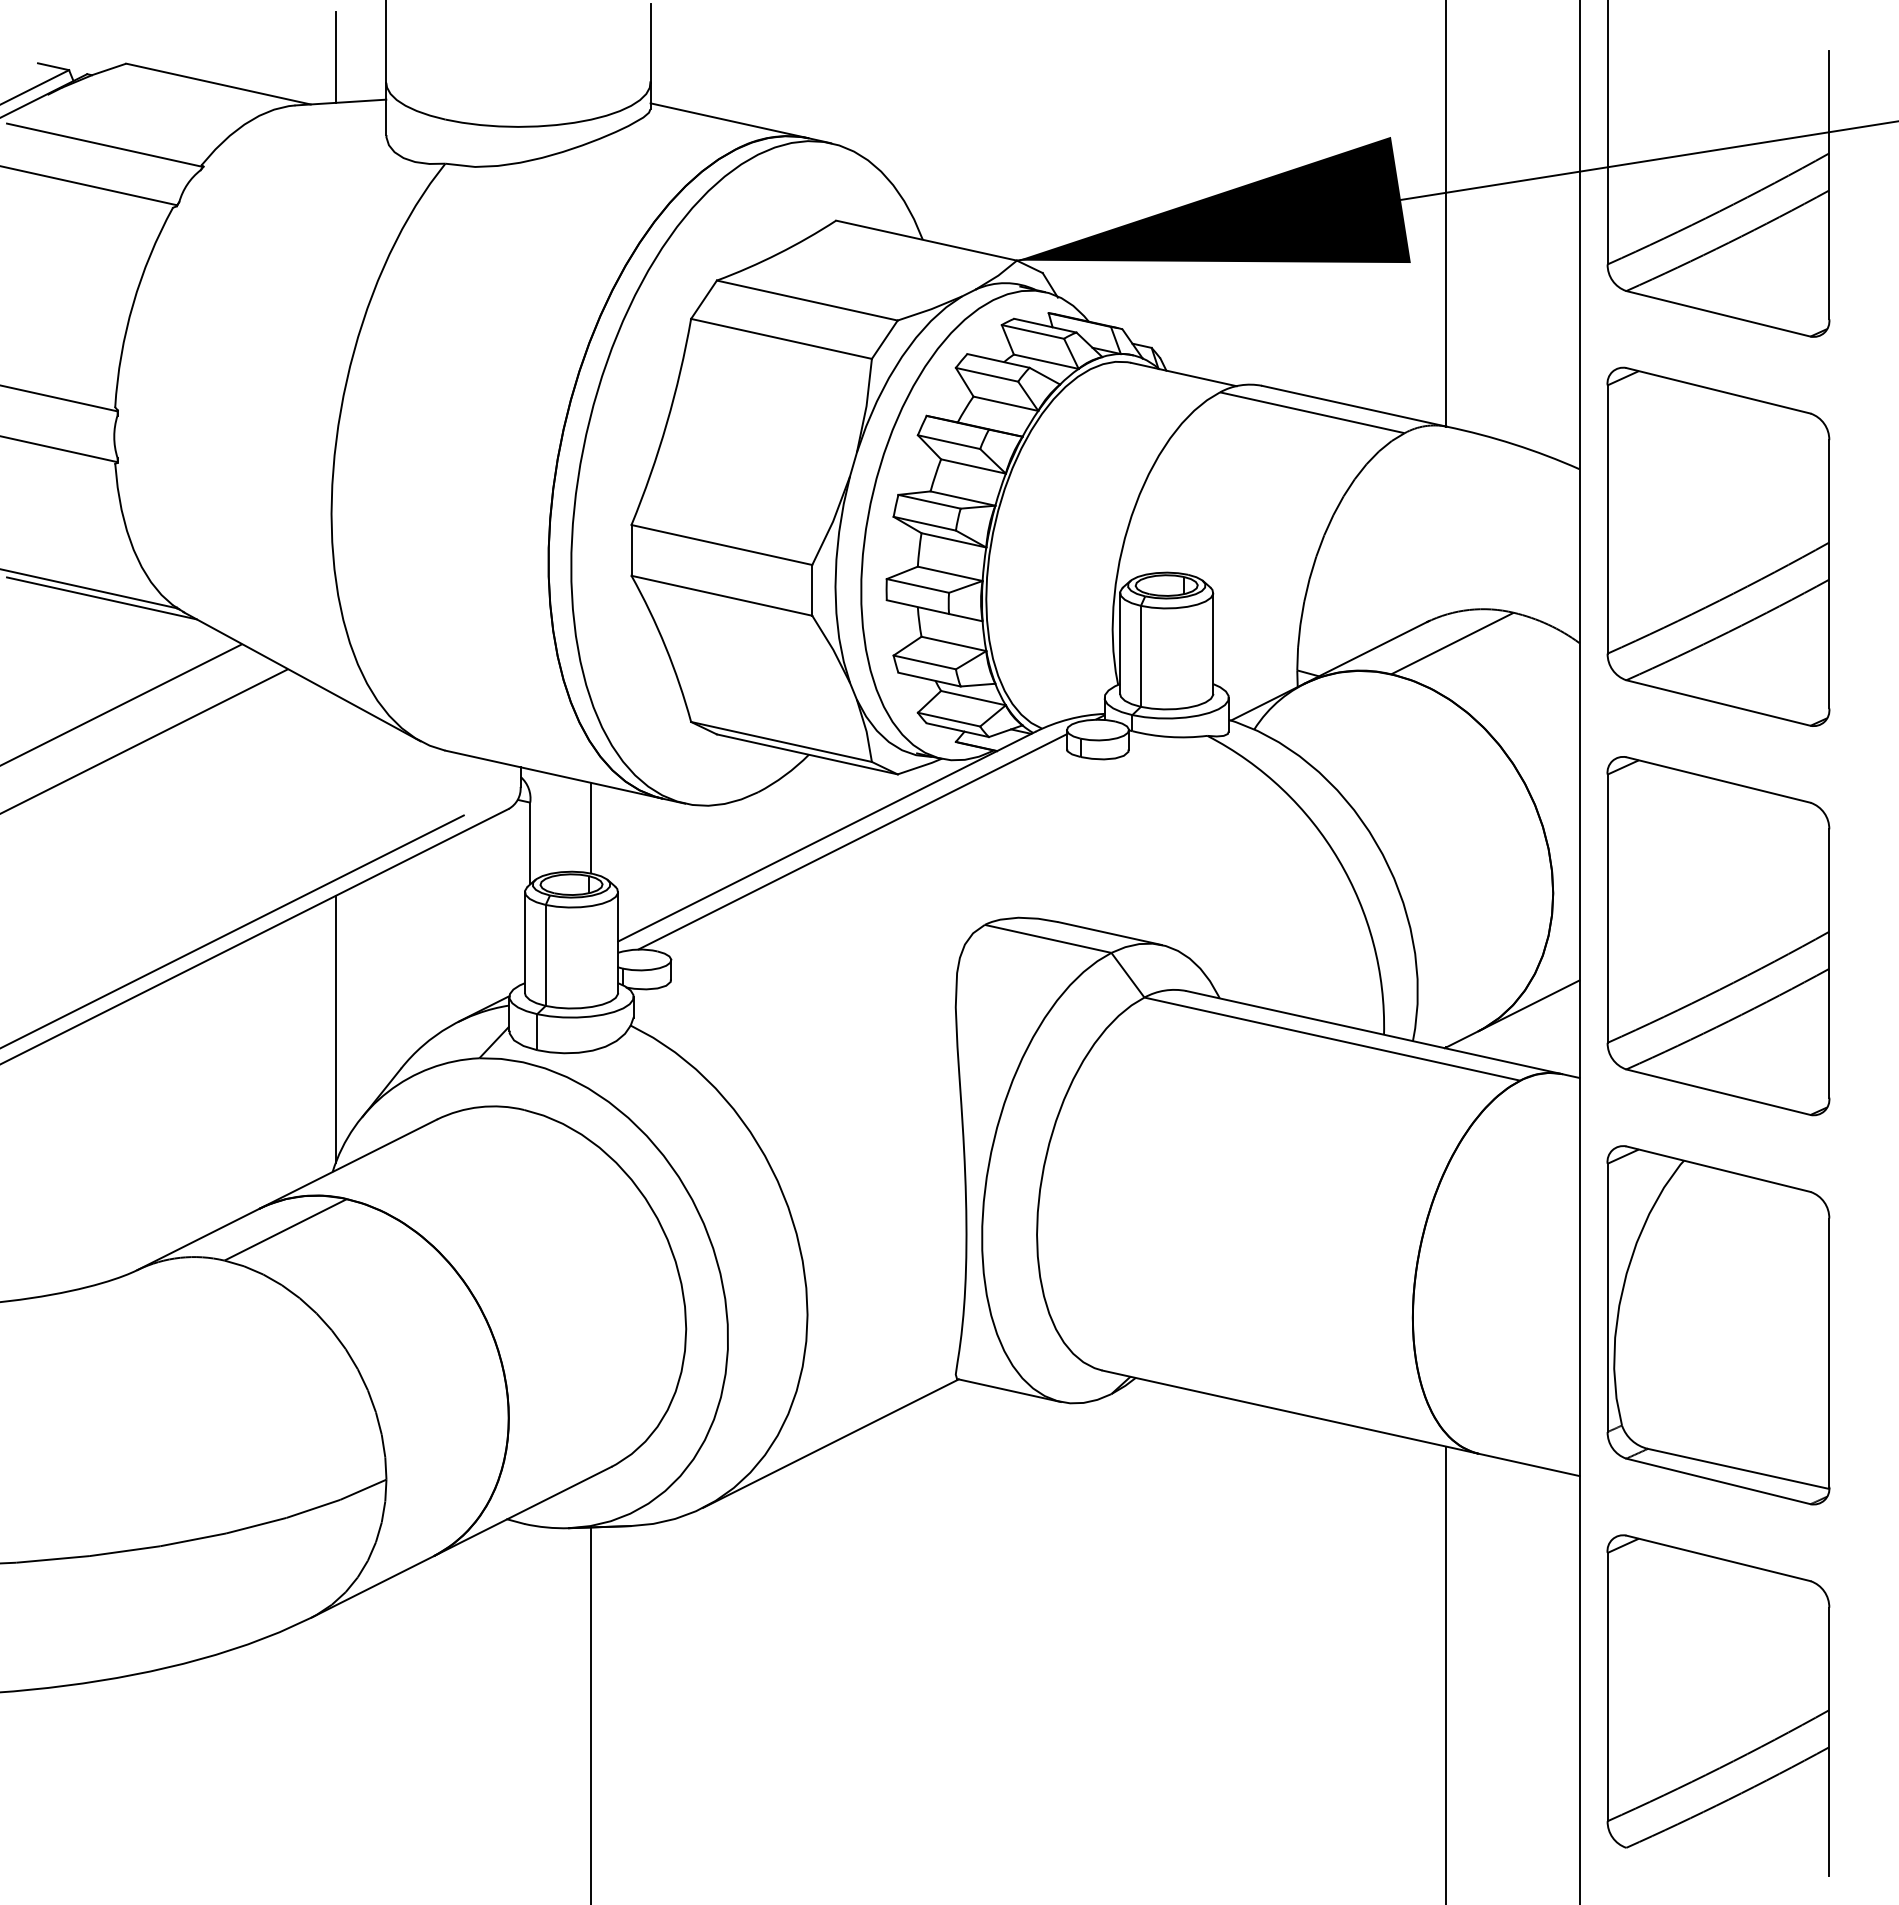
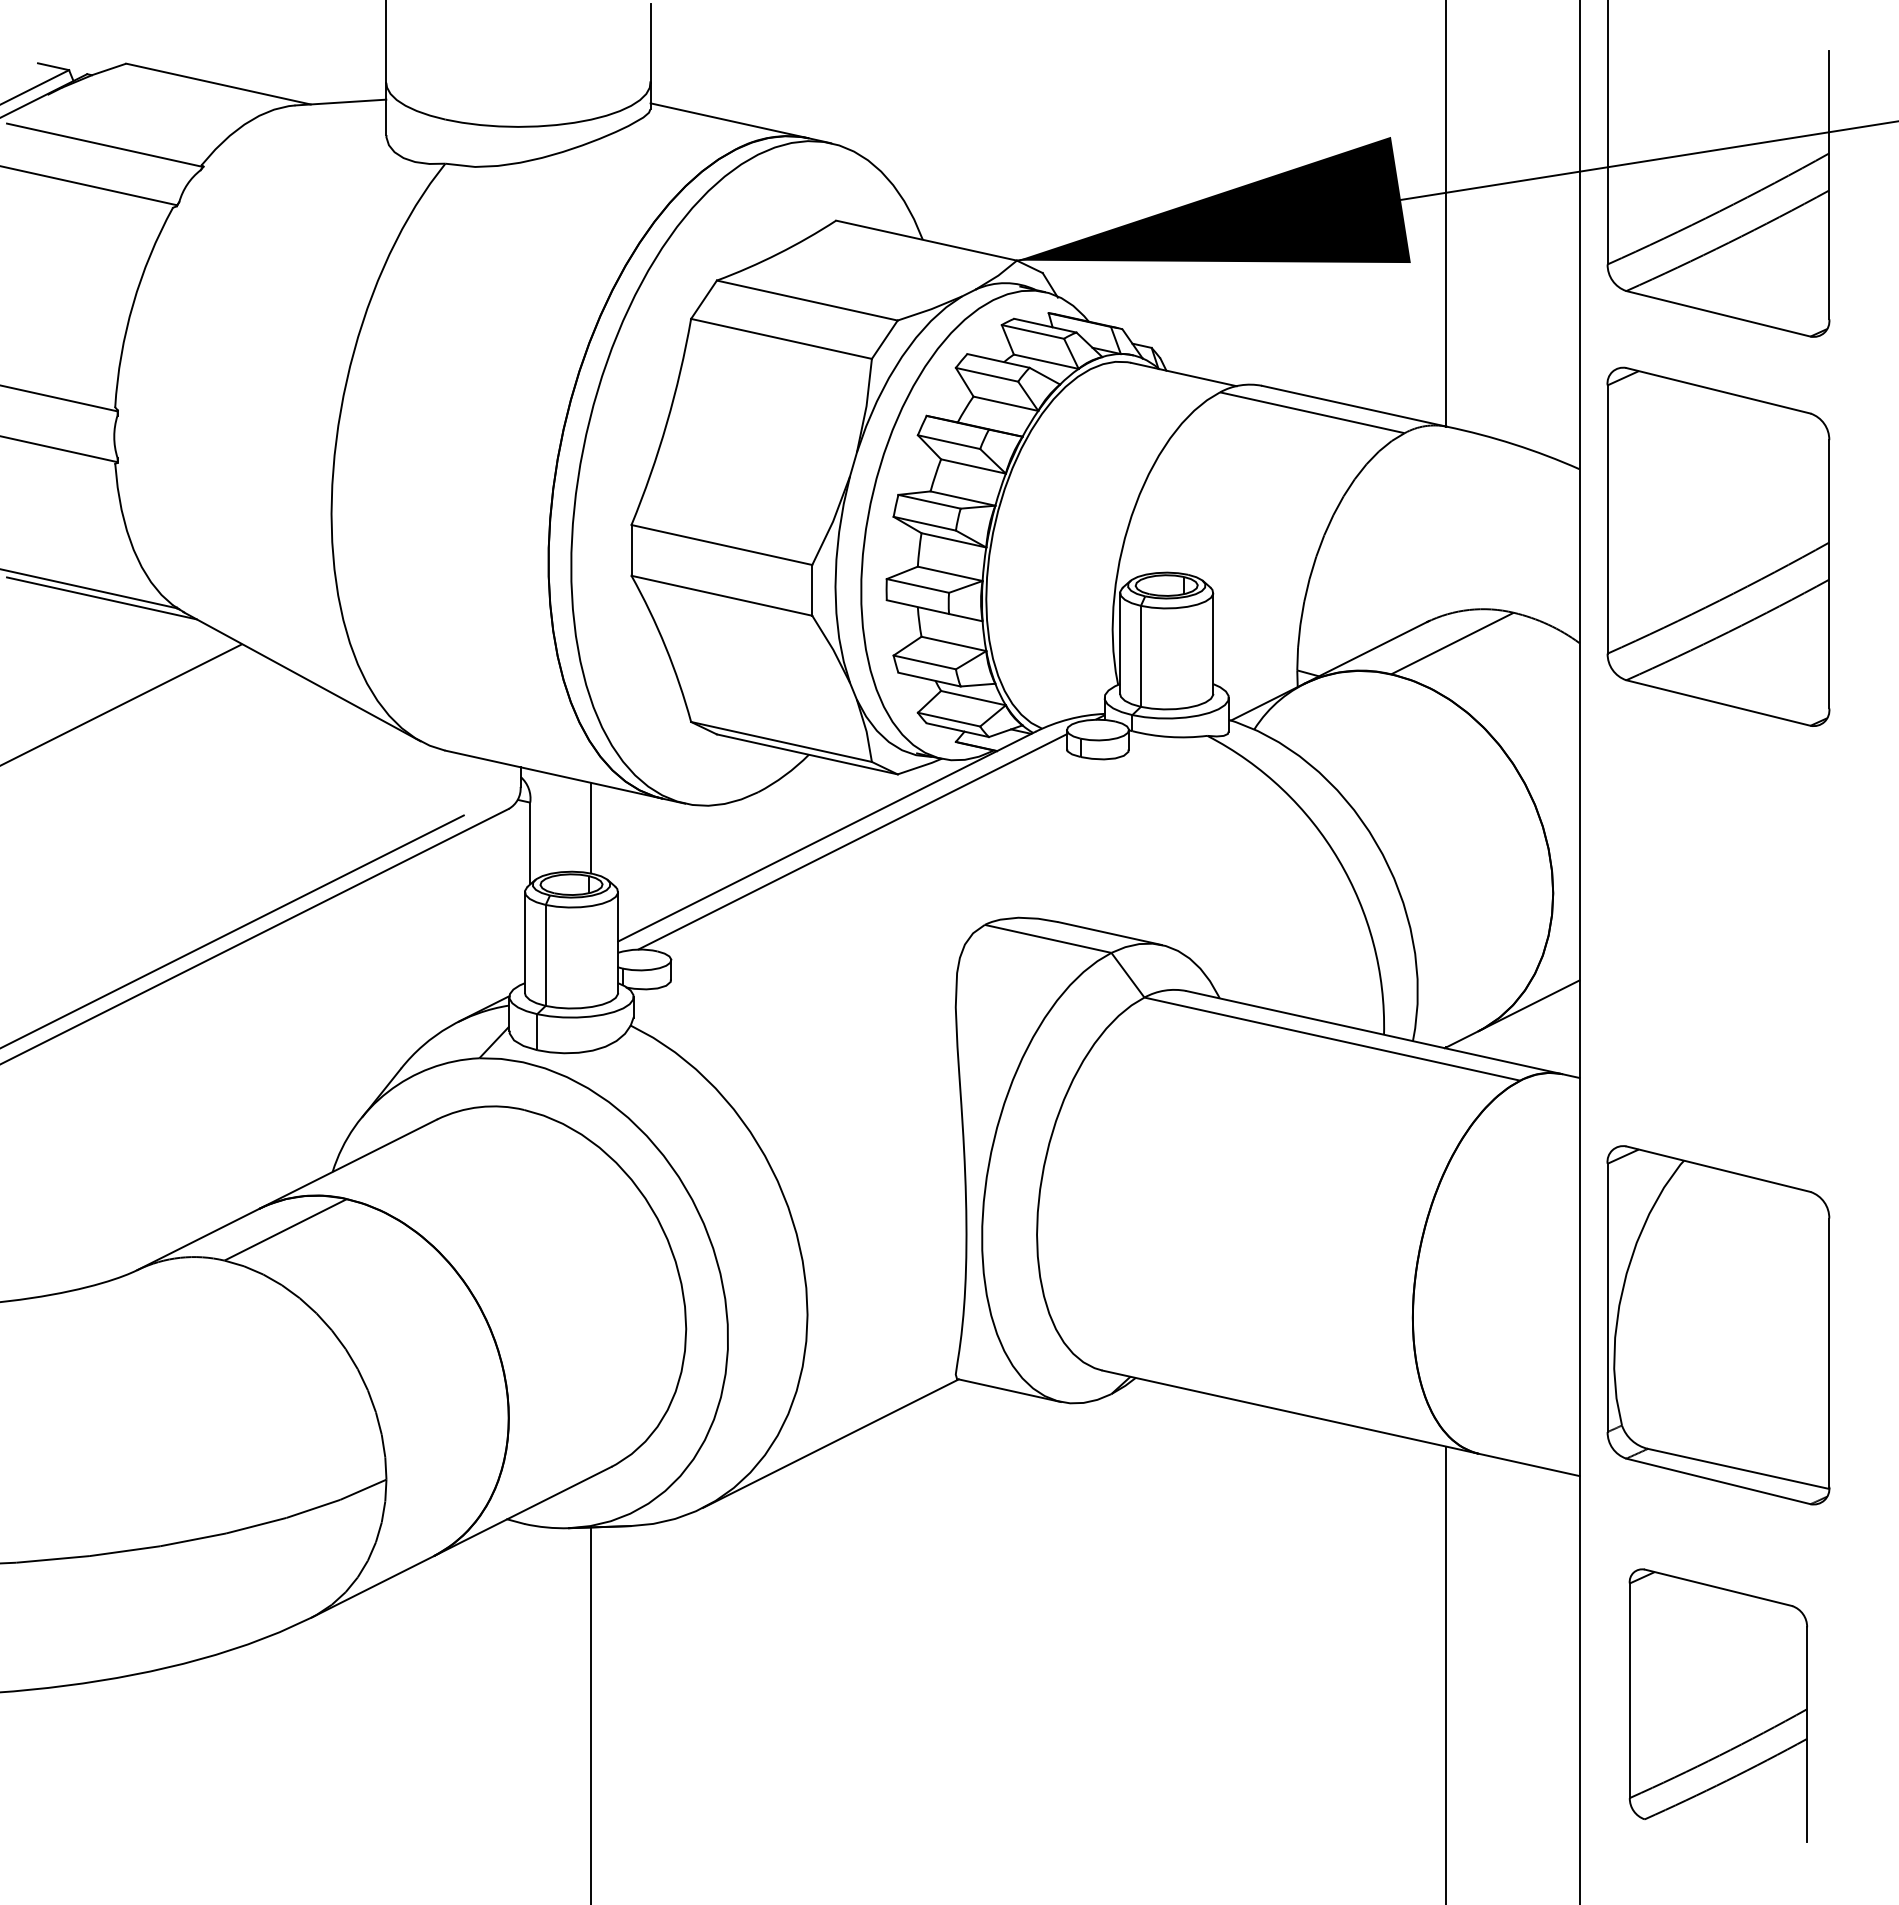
line: present -> none (335, 57)
line: present -> none (145, 740)
part: present -> none (1718, 936)
line: present -> none (335, 1029)
part size: 225x343 px -> 180x275 px (1717, 1705)
